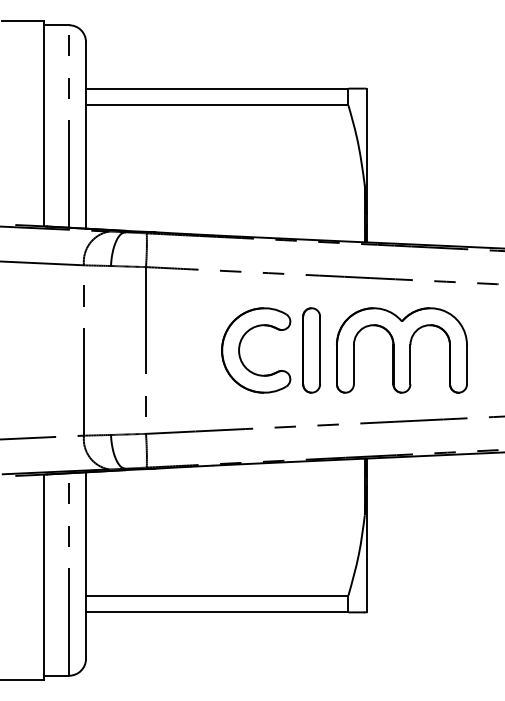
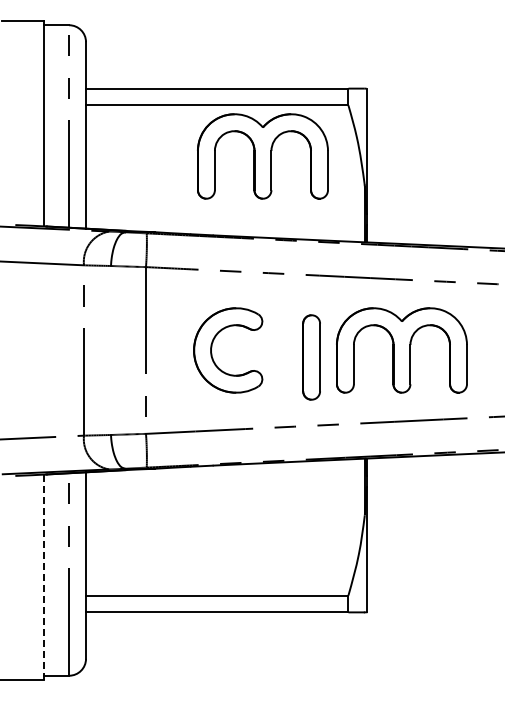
part: none -> present (262, 156)
part position: (240, 347) -> (212, 347) (212, 347)
part position: (311, 350) -> (311, 357) (311, 357)
line: solid -> dashed (43, 577)
